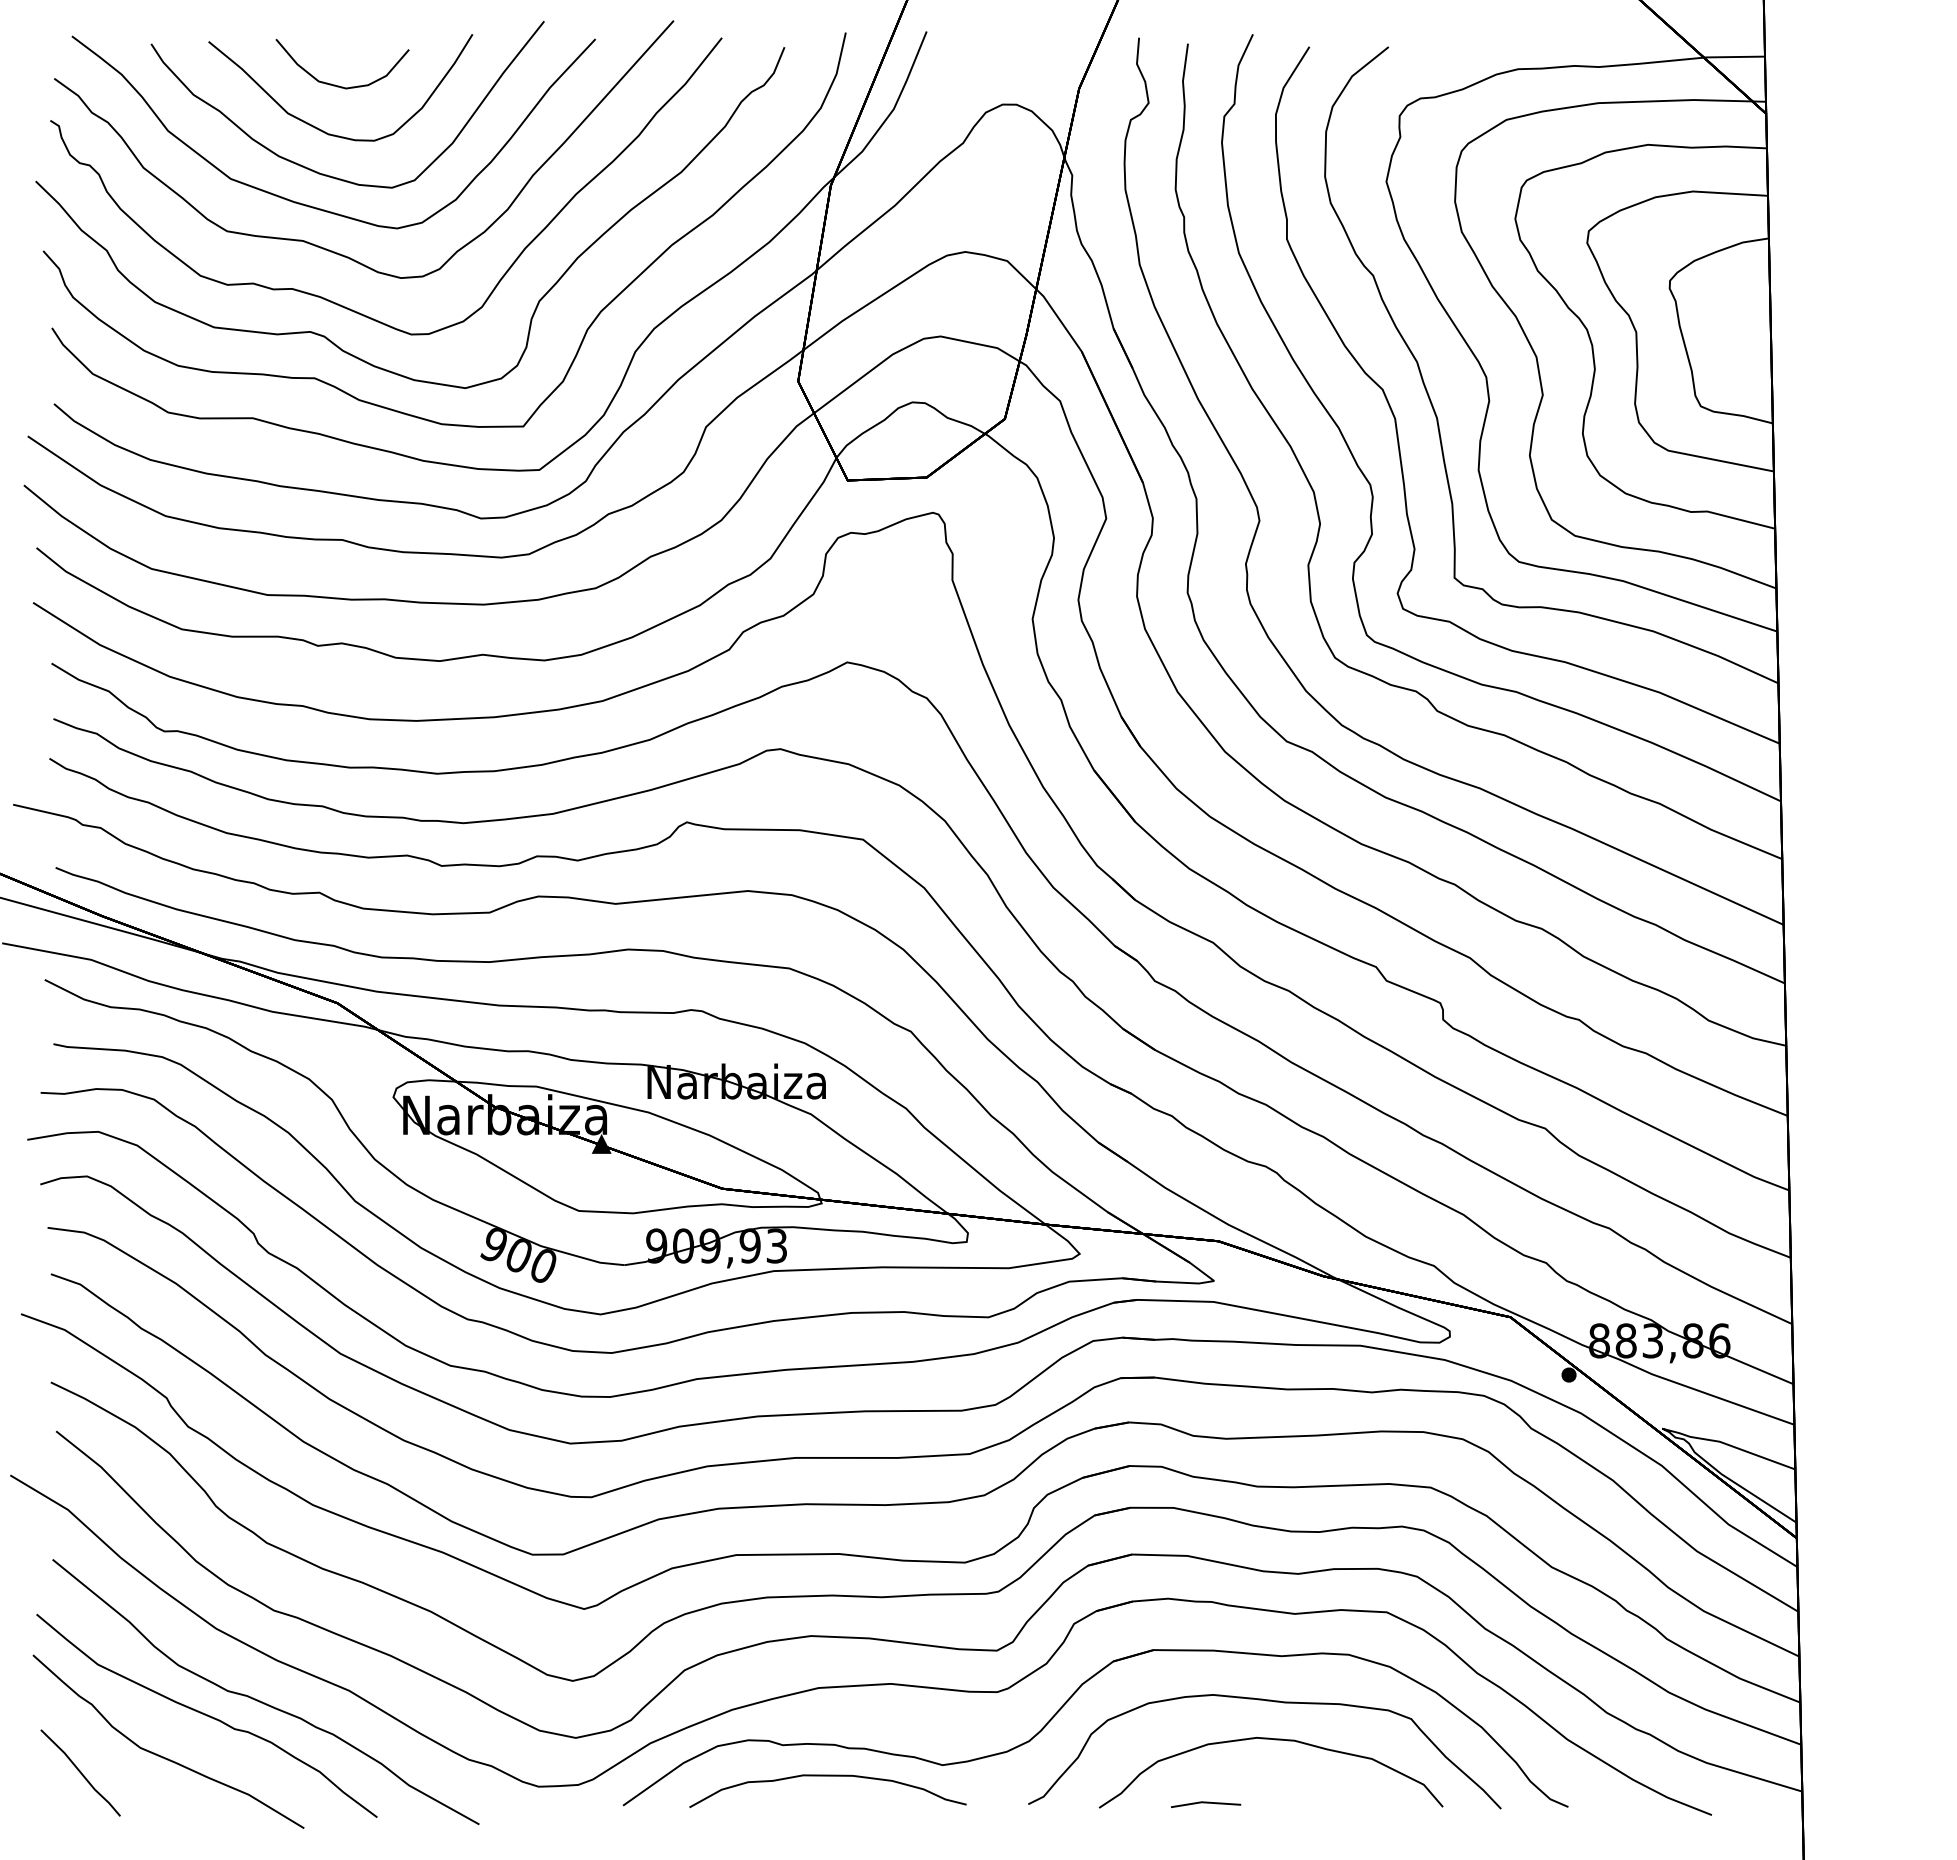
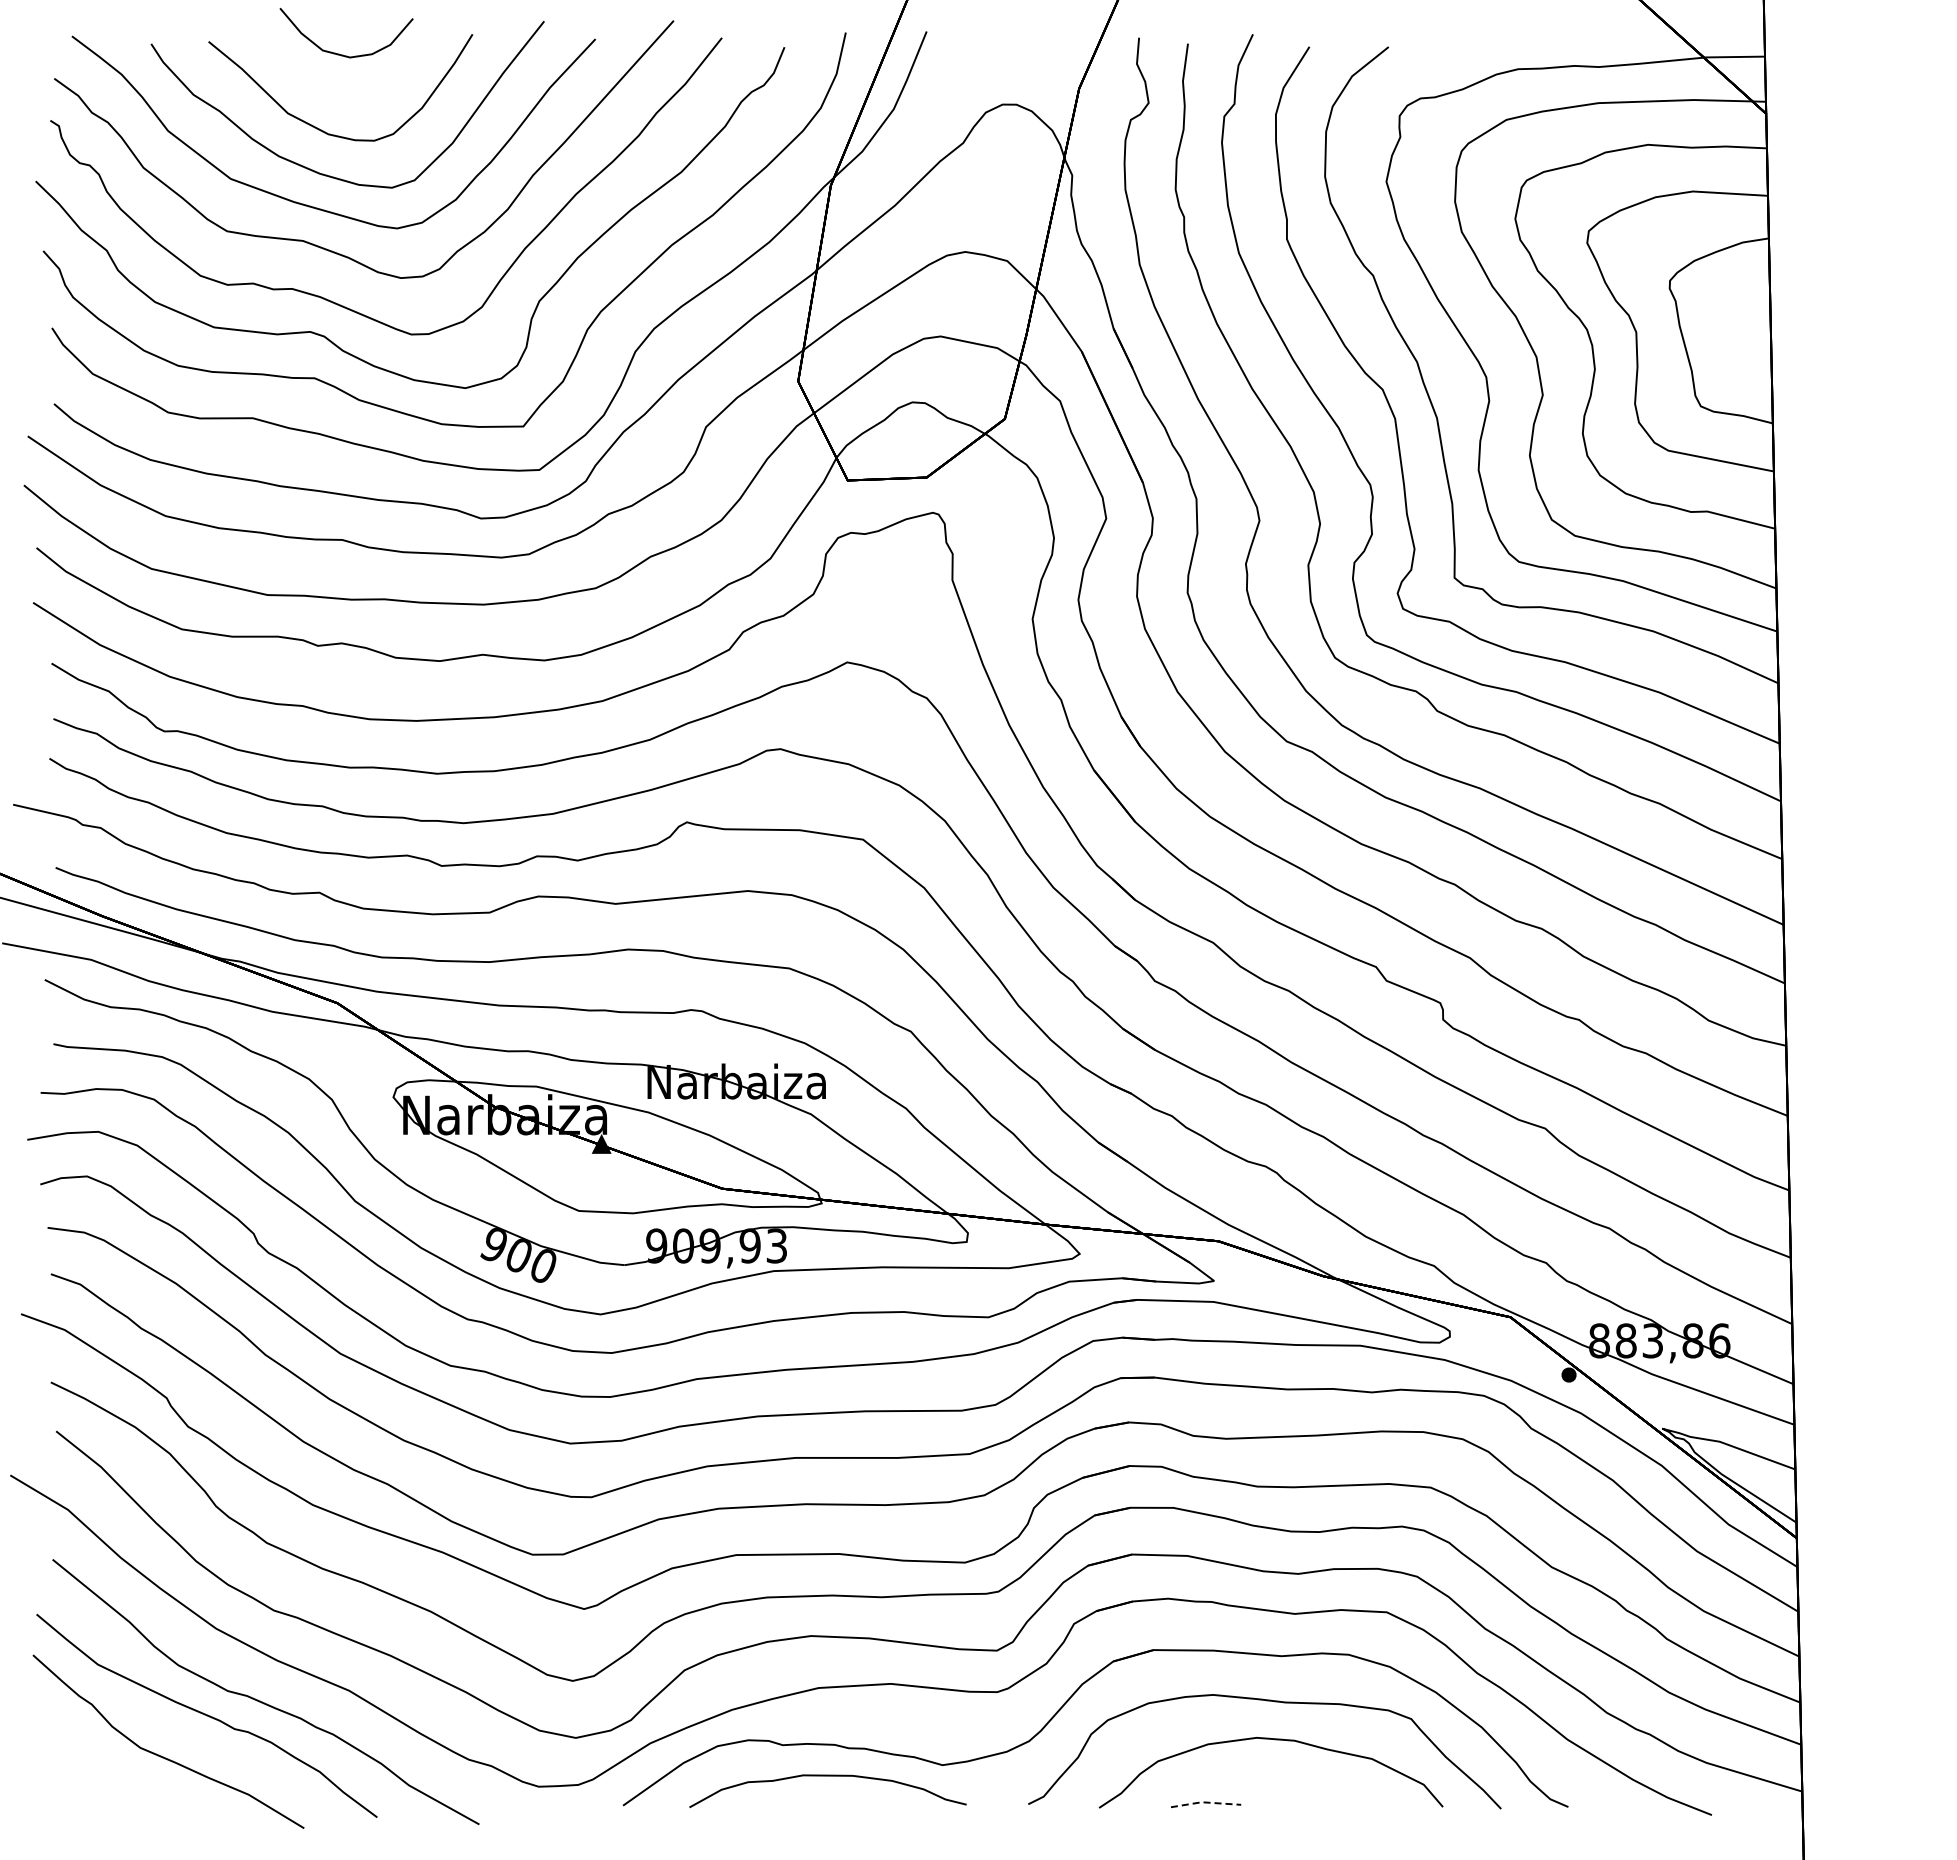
curve position: (335, 84) -> (339, 53) (339, 53)
line: present -> none (80, 1772)
line: solid -> dashed (1205, 1802)
